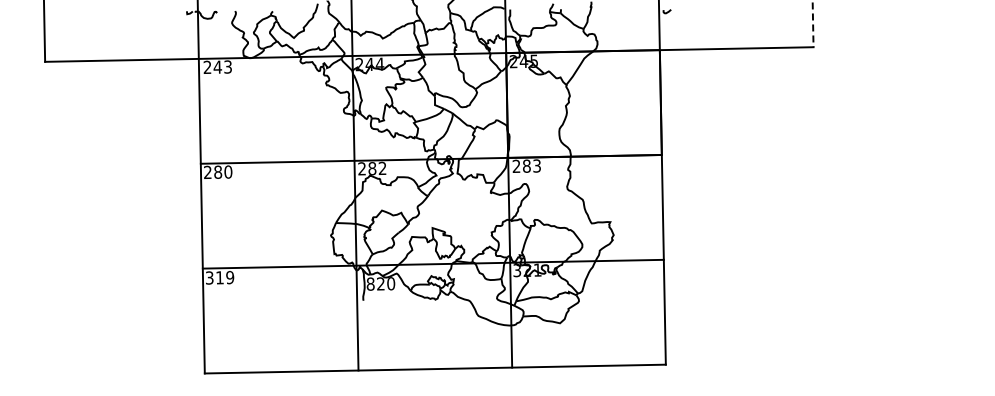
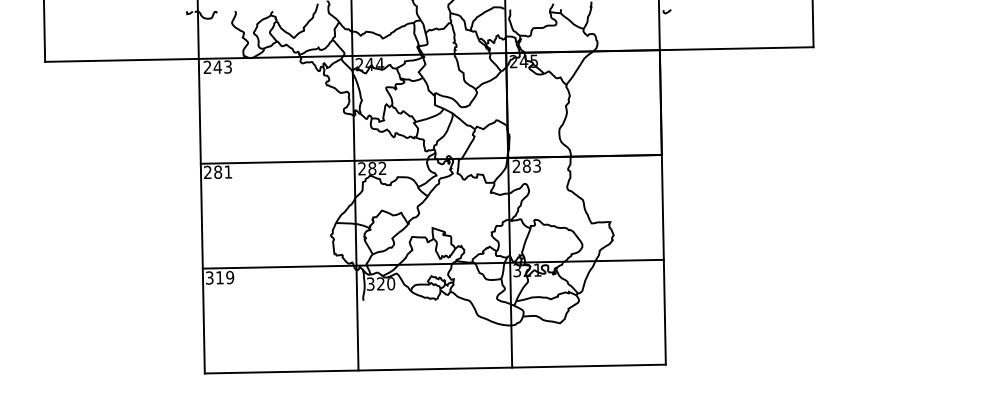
line: dashed -> solid (813, 24)
text: 280 -> 281 (228, 171)
text: 820 -> 320 (370, 283)
